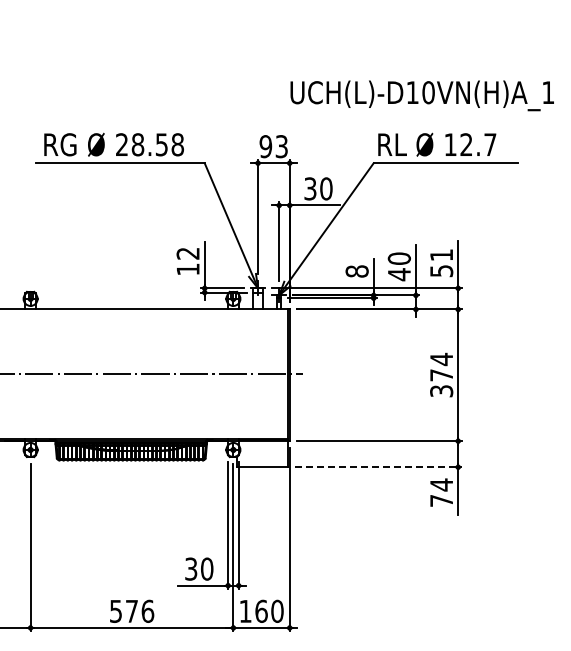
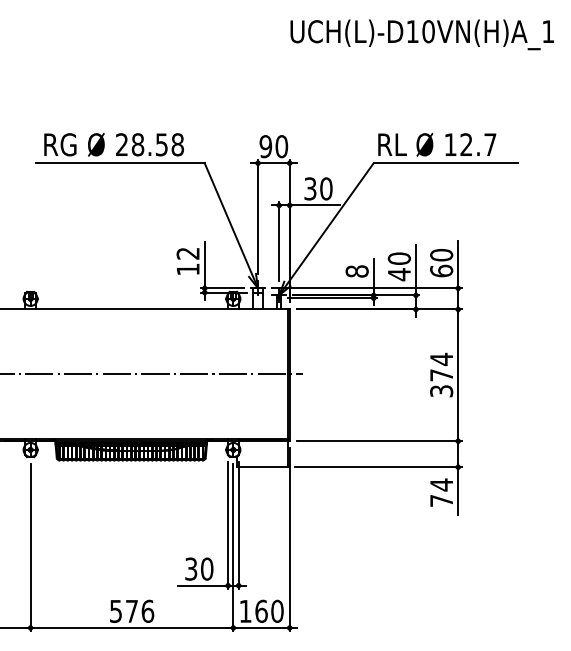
text position: (421, 95) -> (421, 34) (421, 34)
text: 93 -> 90 (281, 146)
text: 51 -> 60 (441, 263)
line: dashed -> solid (379, 467)
